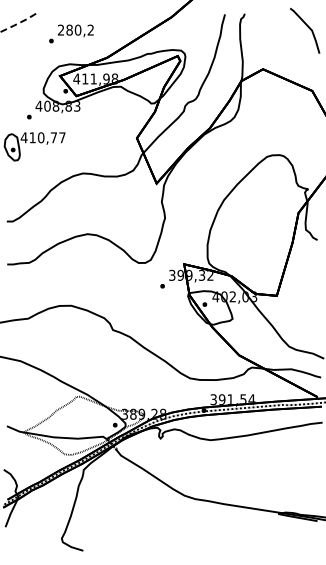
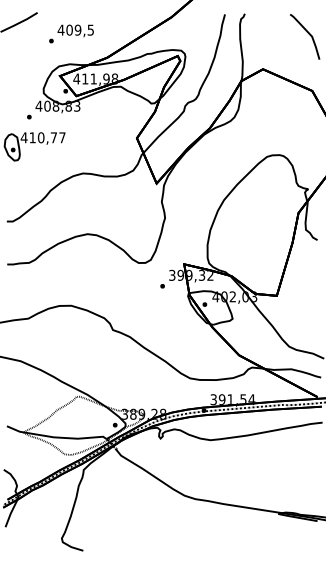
line: dashed -> solid (20, 22)
curve position: (307, 27) -> (307, 33) (307, 33)
text: 280,2 -> 409,5 (75, 29)
